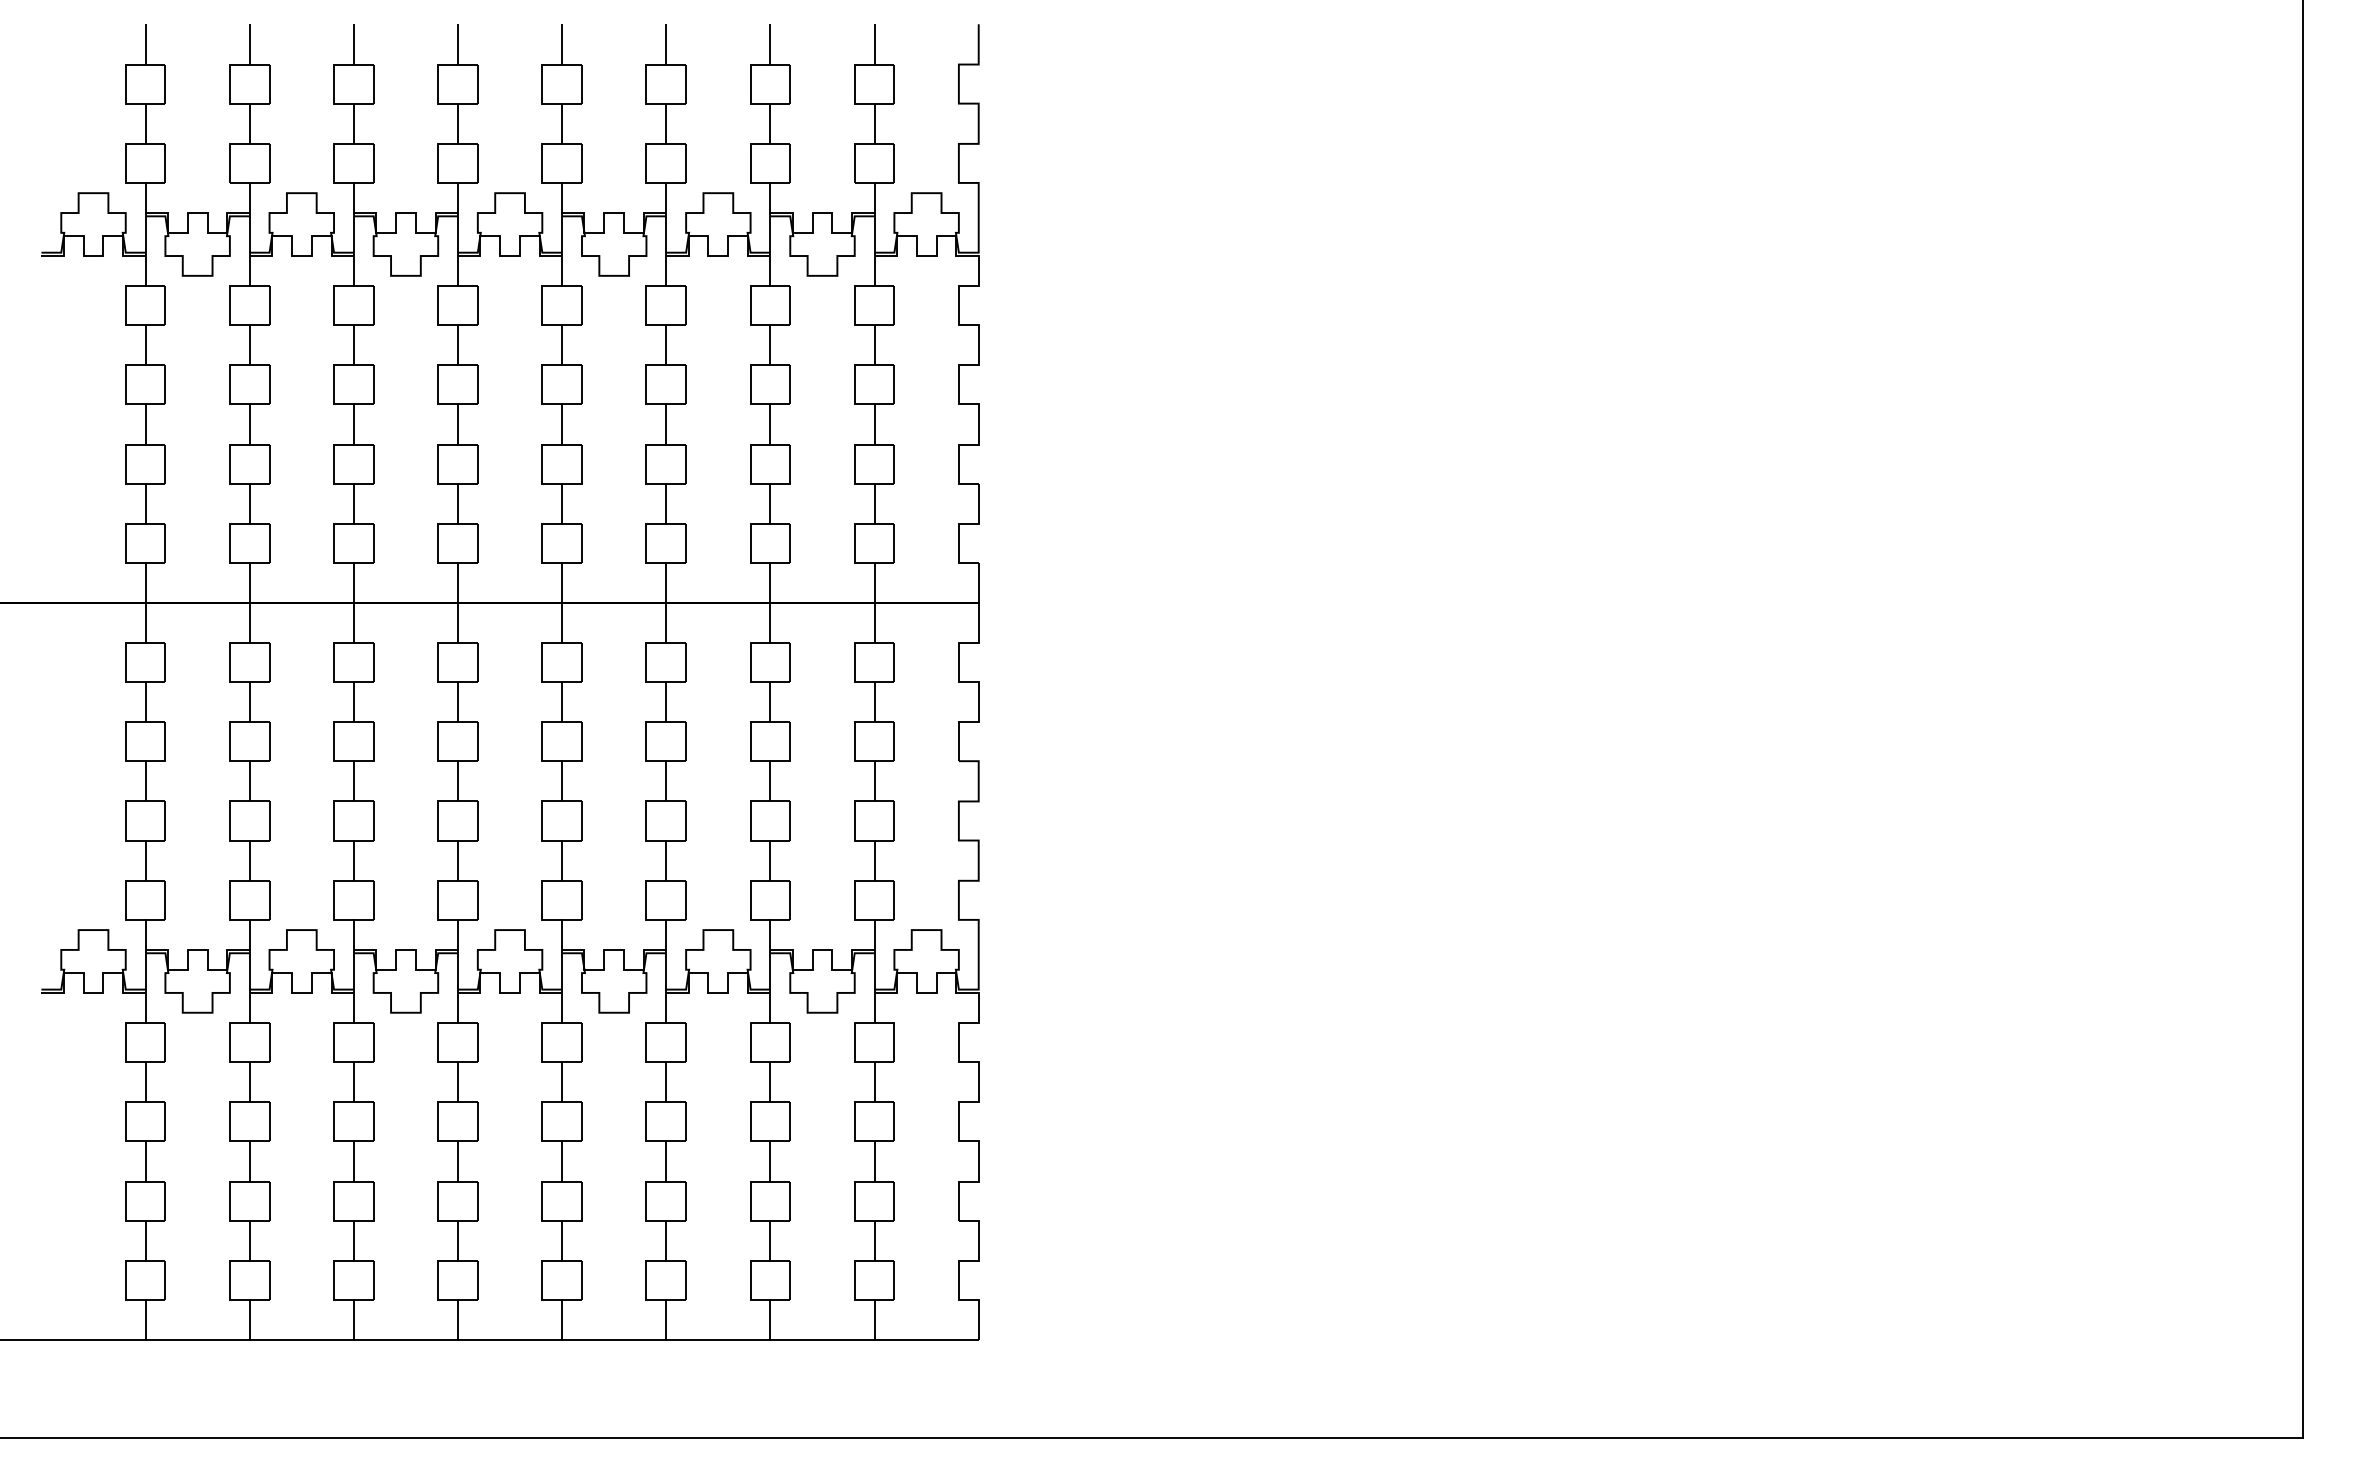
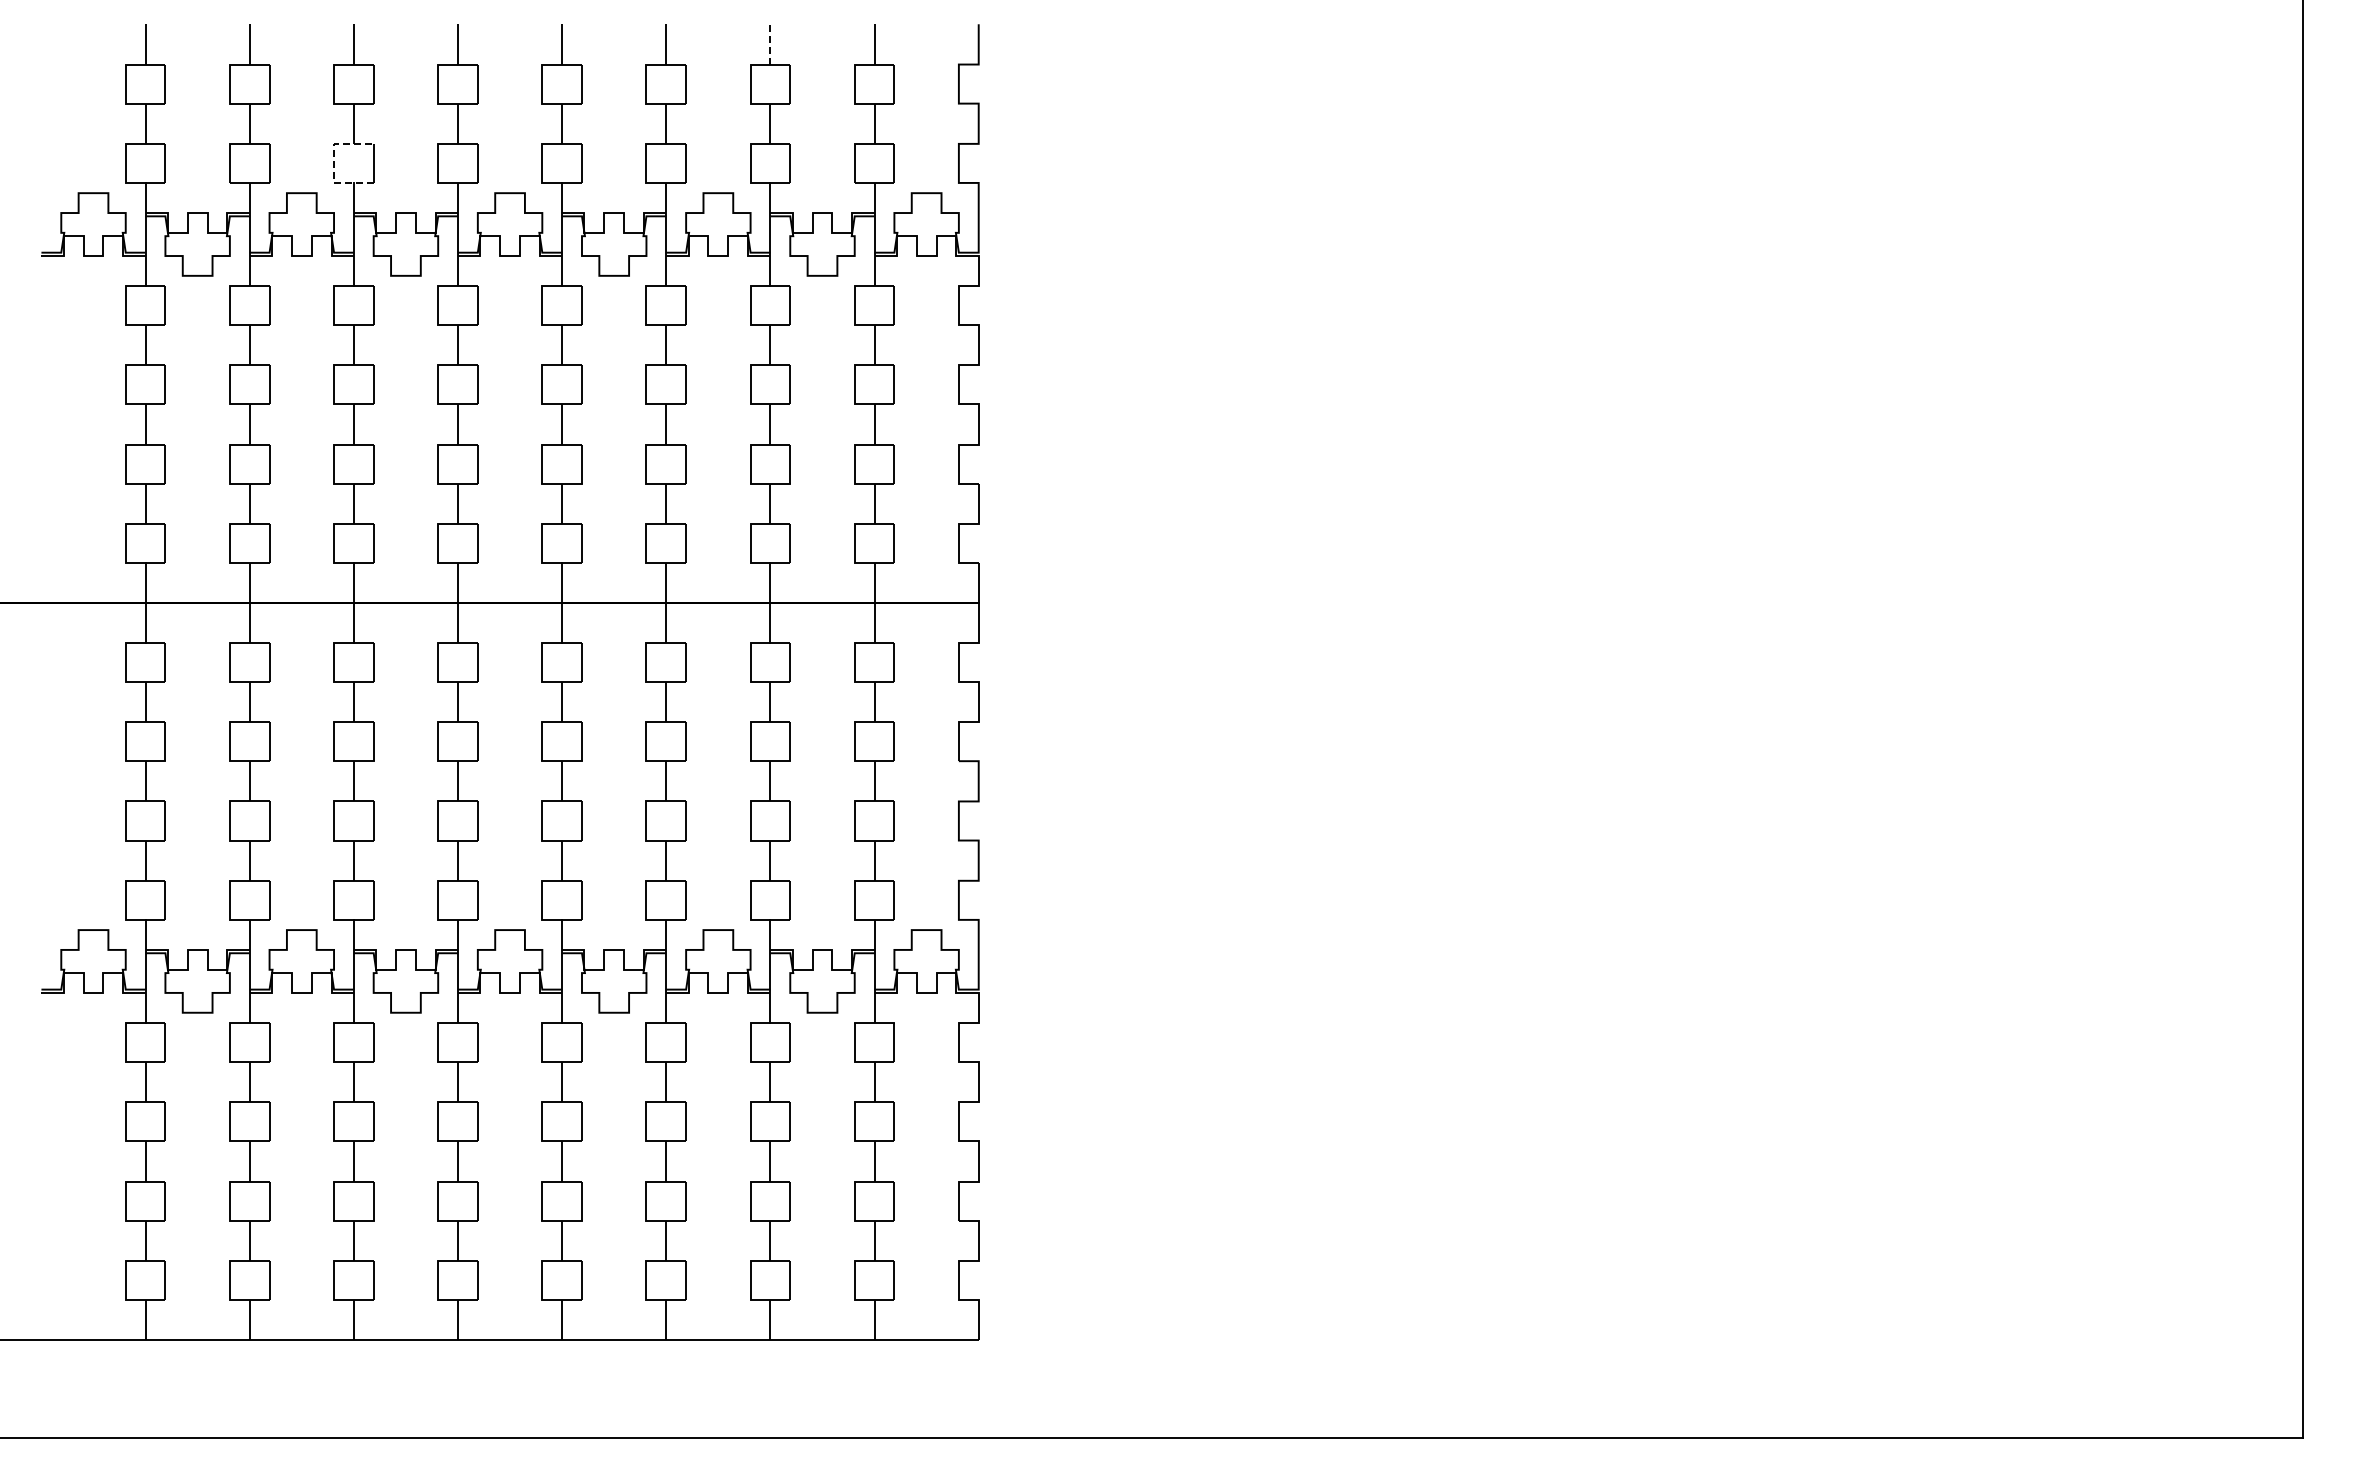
line: solid -> dashed (770, 43)
line: solid -> dashed (334, 163)
